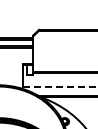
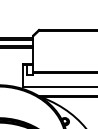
line: dashed -> solid (60, 87)
